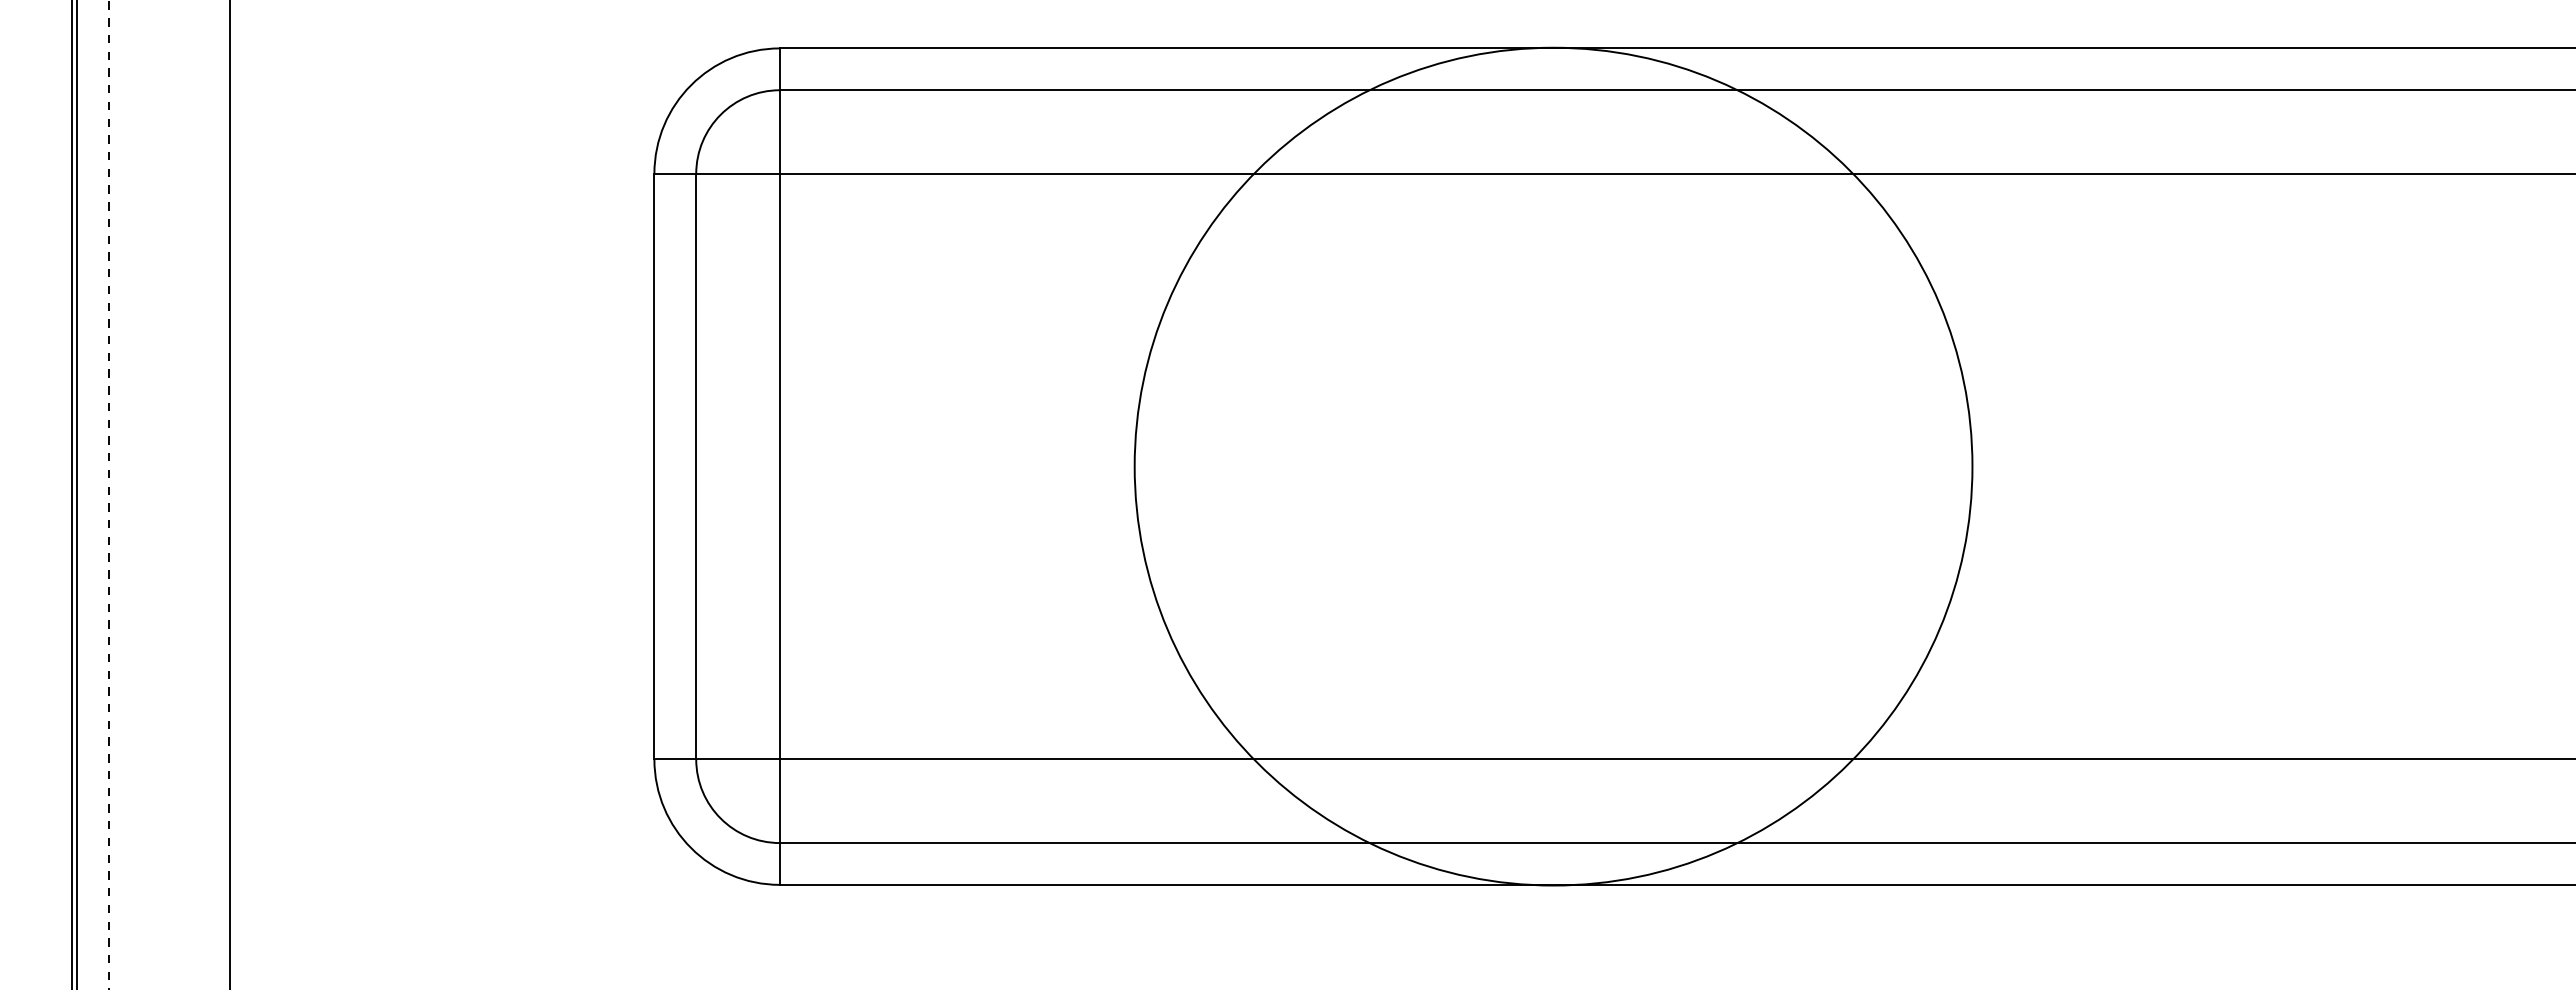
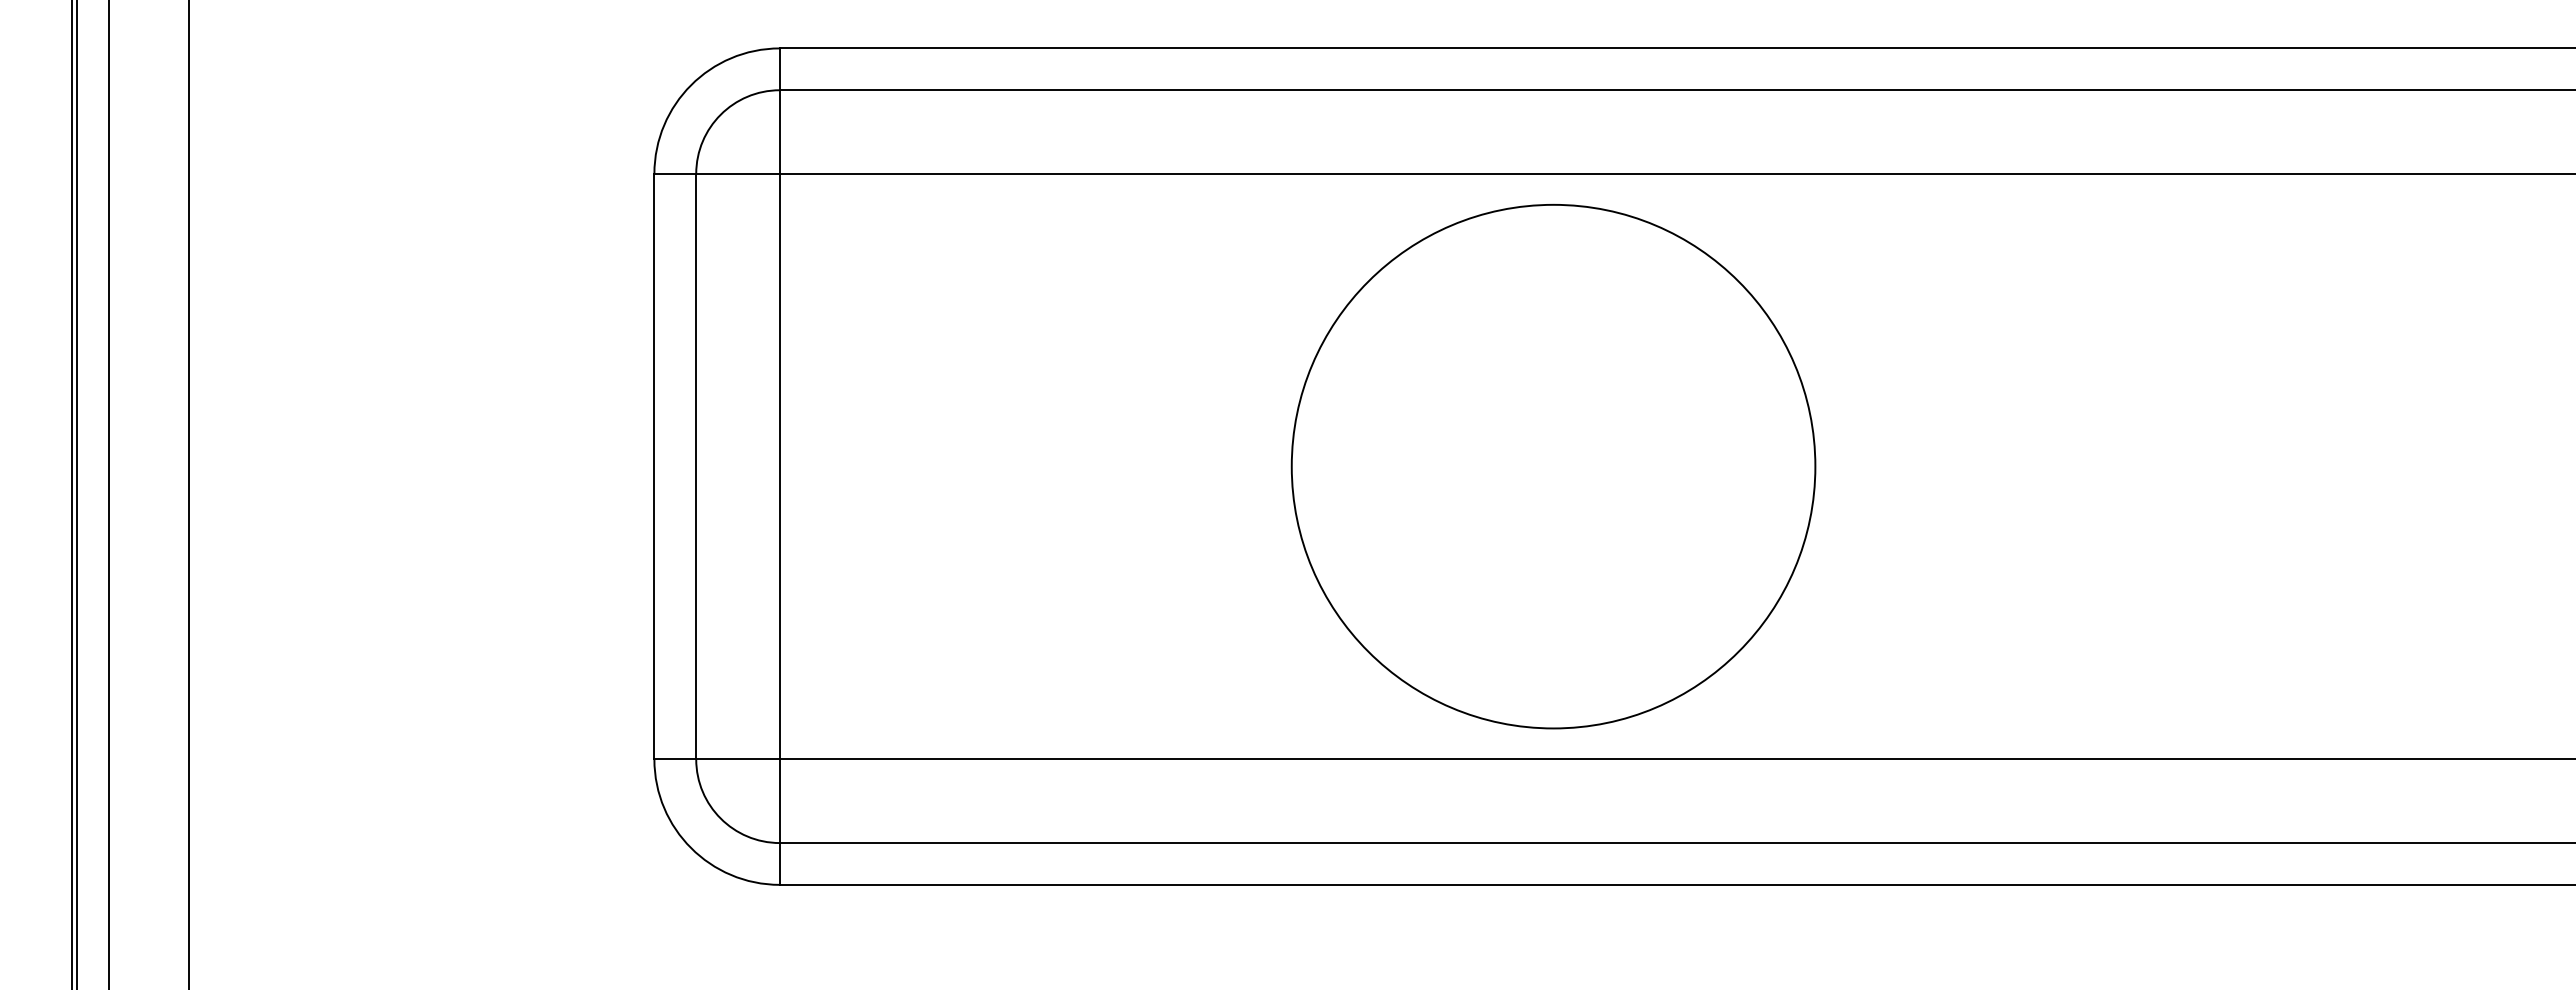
circle diameter: 838 px -> 524 px (1553, 466)
line position: (229, 494) -> (188, 494) (188, 494)
line: dashed -> solid (109, 495)
